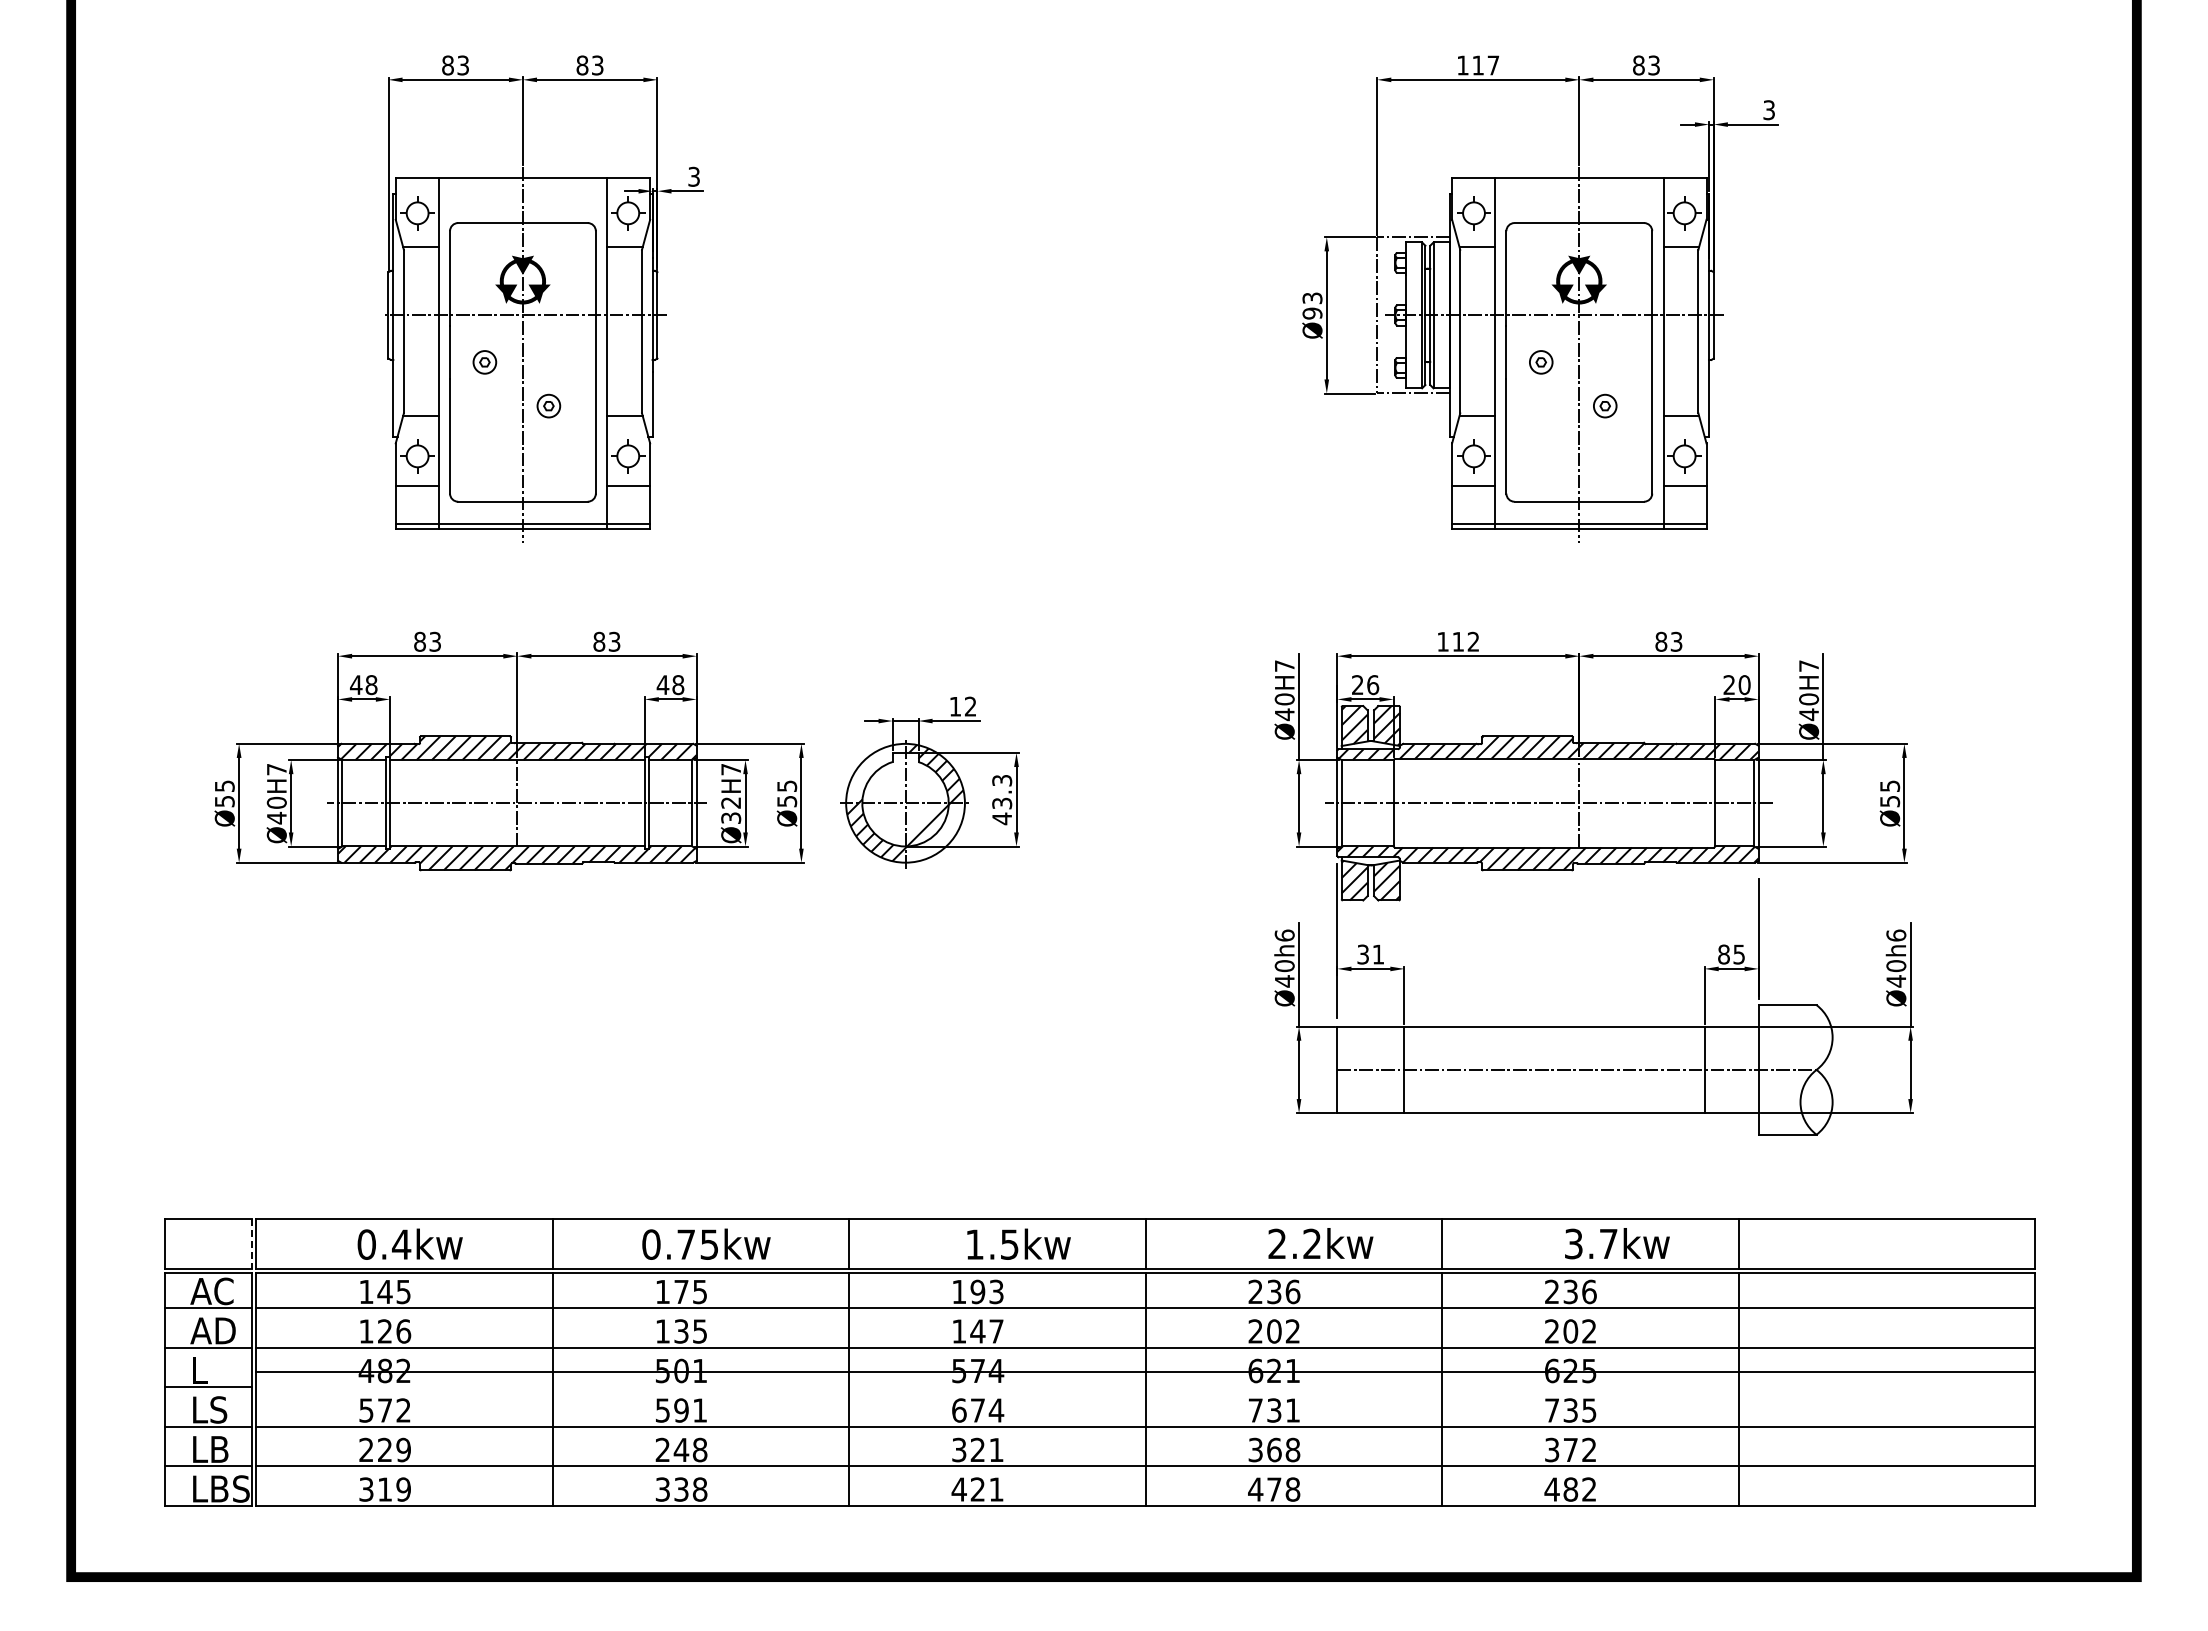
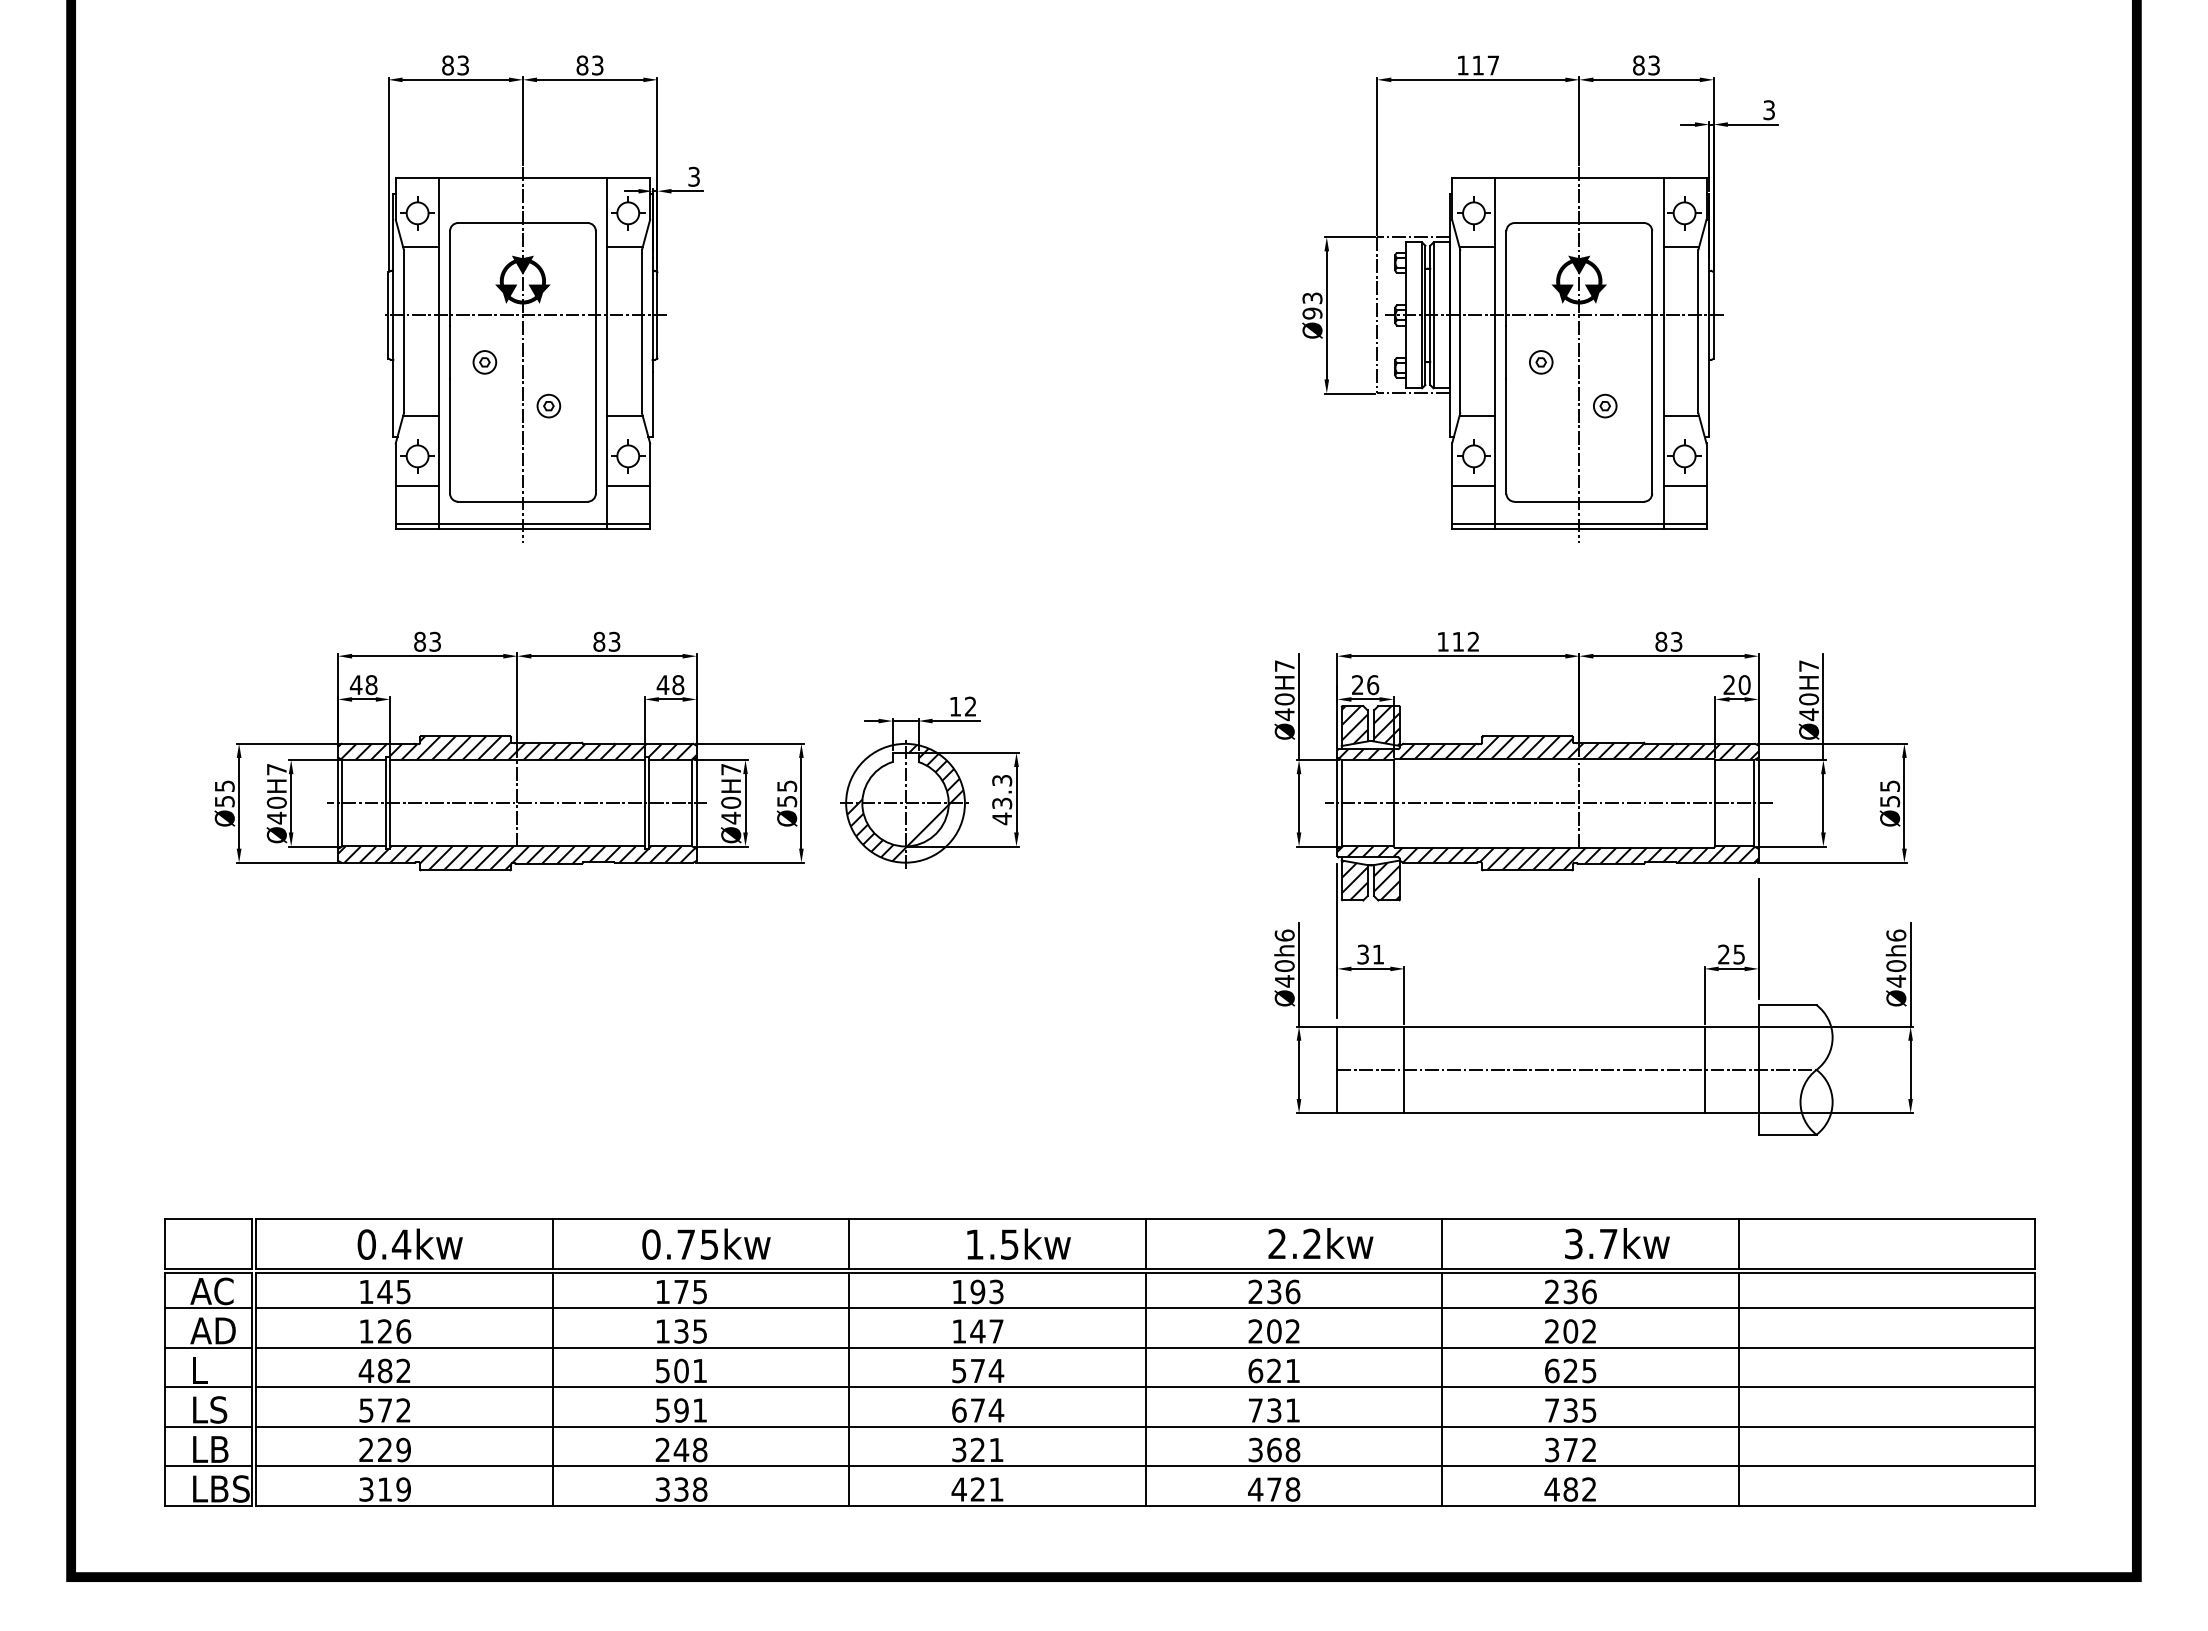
text: Ø32H7 -> Ø40H7 (731, 810)
text: 85 -> 25 (1723, 954)
line: dashed -> solid (251, 1243)
line position: (1145, 1372) -> (1145, 1387) (1145, 1387)
